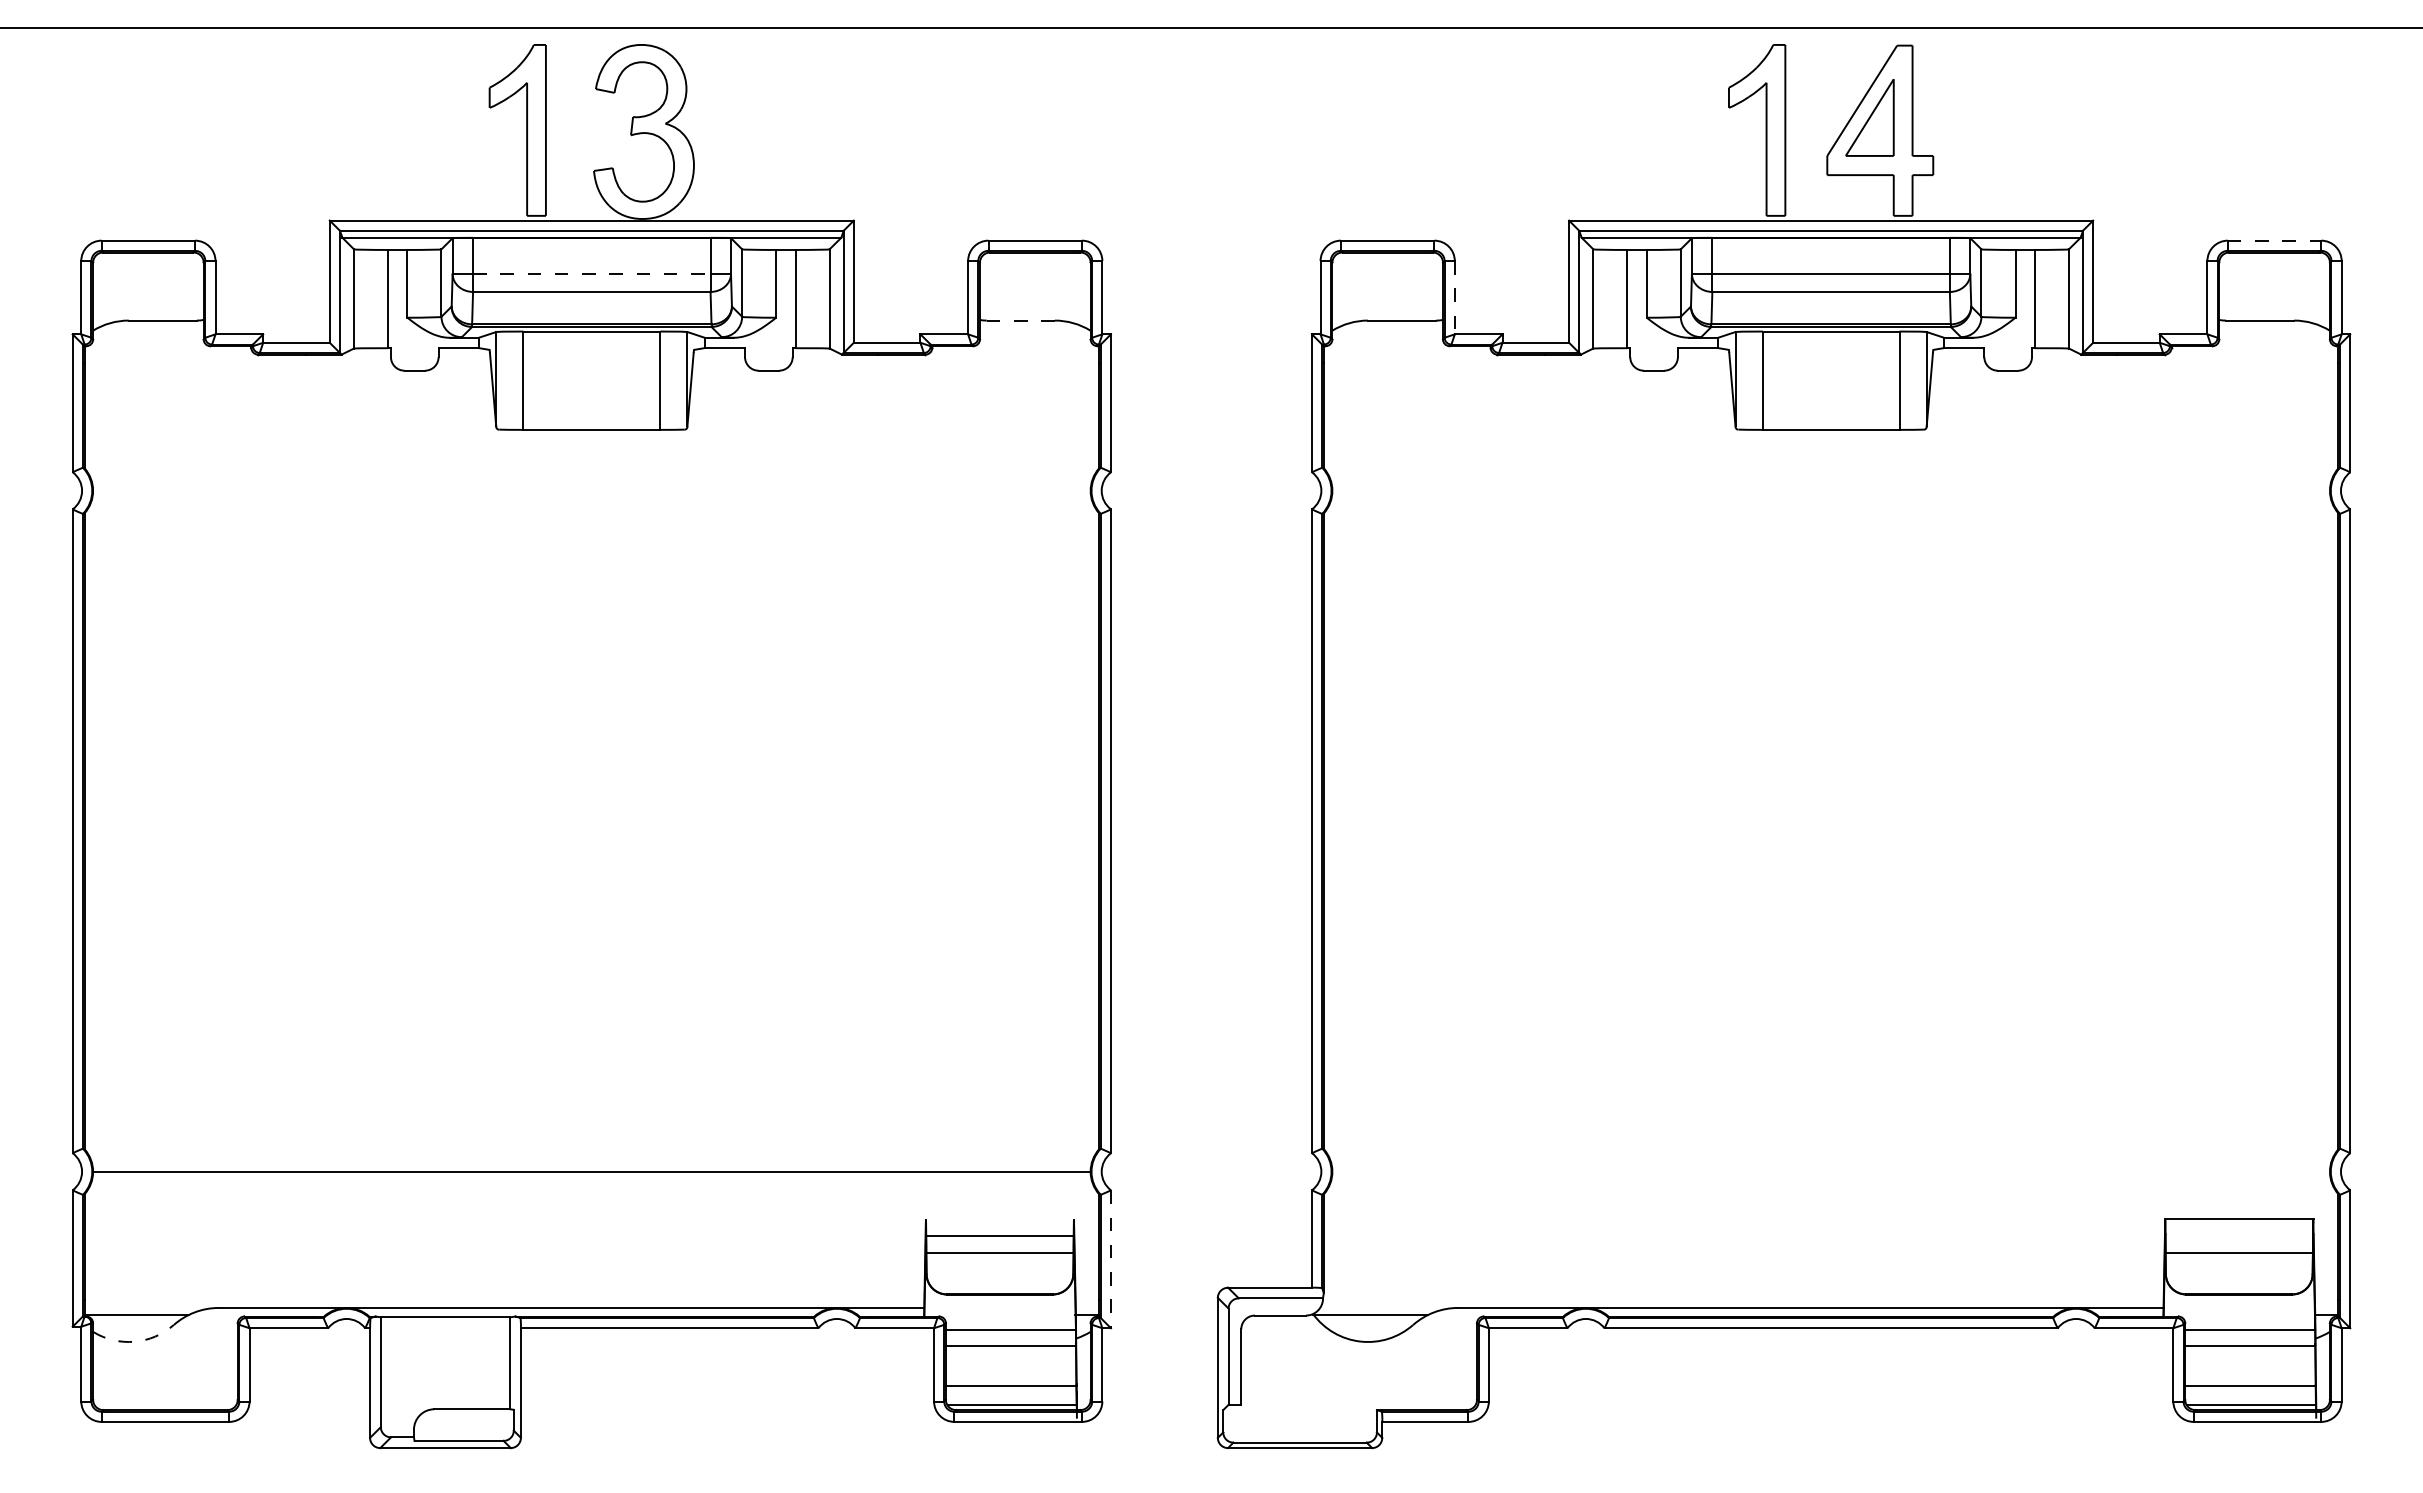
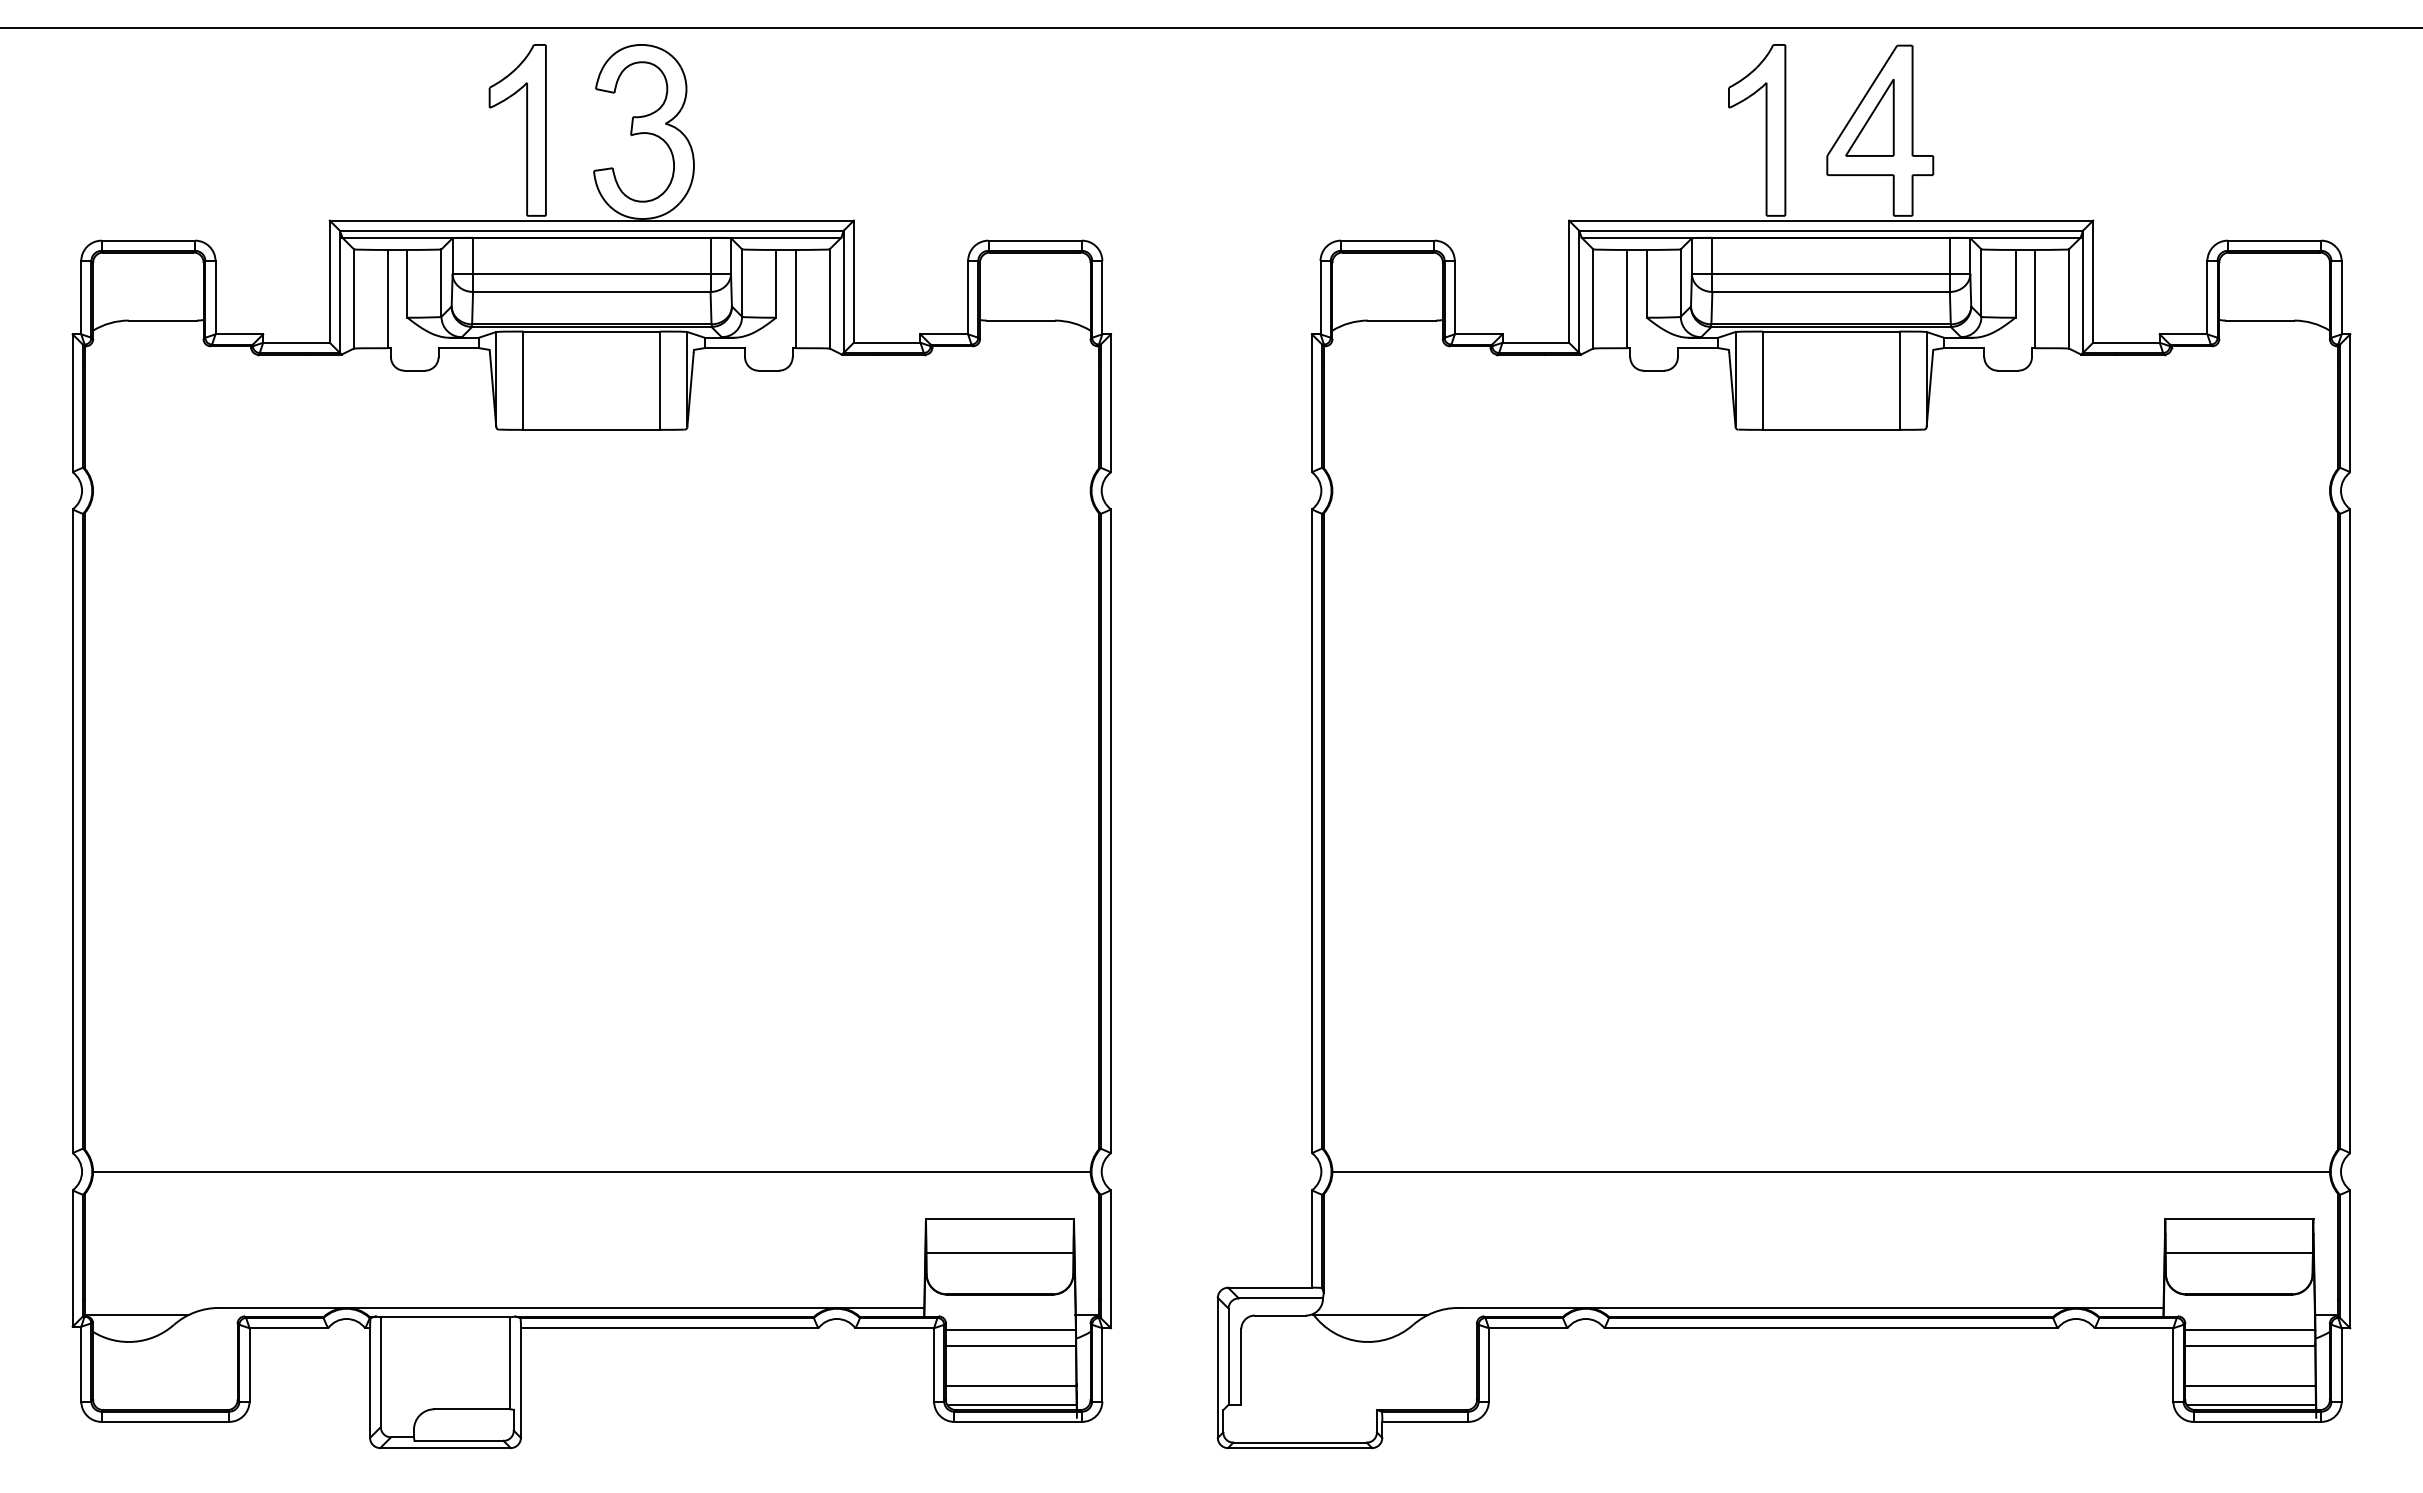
line: dashed -> solid (2274, 240)
line: dashed -> solid (591, 274)
line: dashed -> solid (1454, 297)
line: dashed -> solid (1020, 320)
line: none -> present (1830, 1171)
line position: (999, 1236) -> (999, 1219) (999, 1219)
line: dashed -> solid (1110, 1259)
arc: dashed -> solid (134, 1341)
